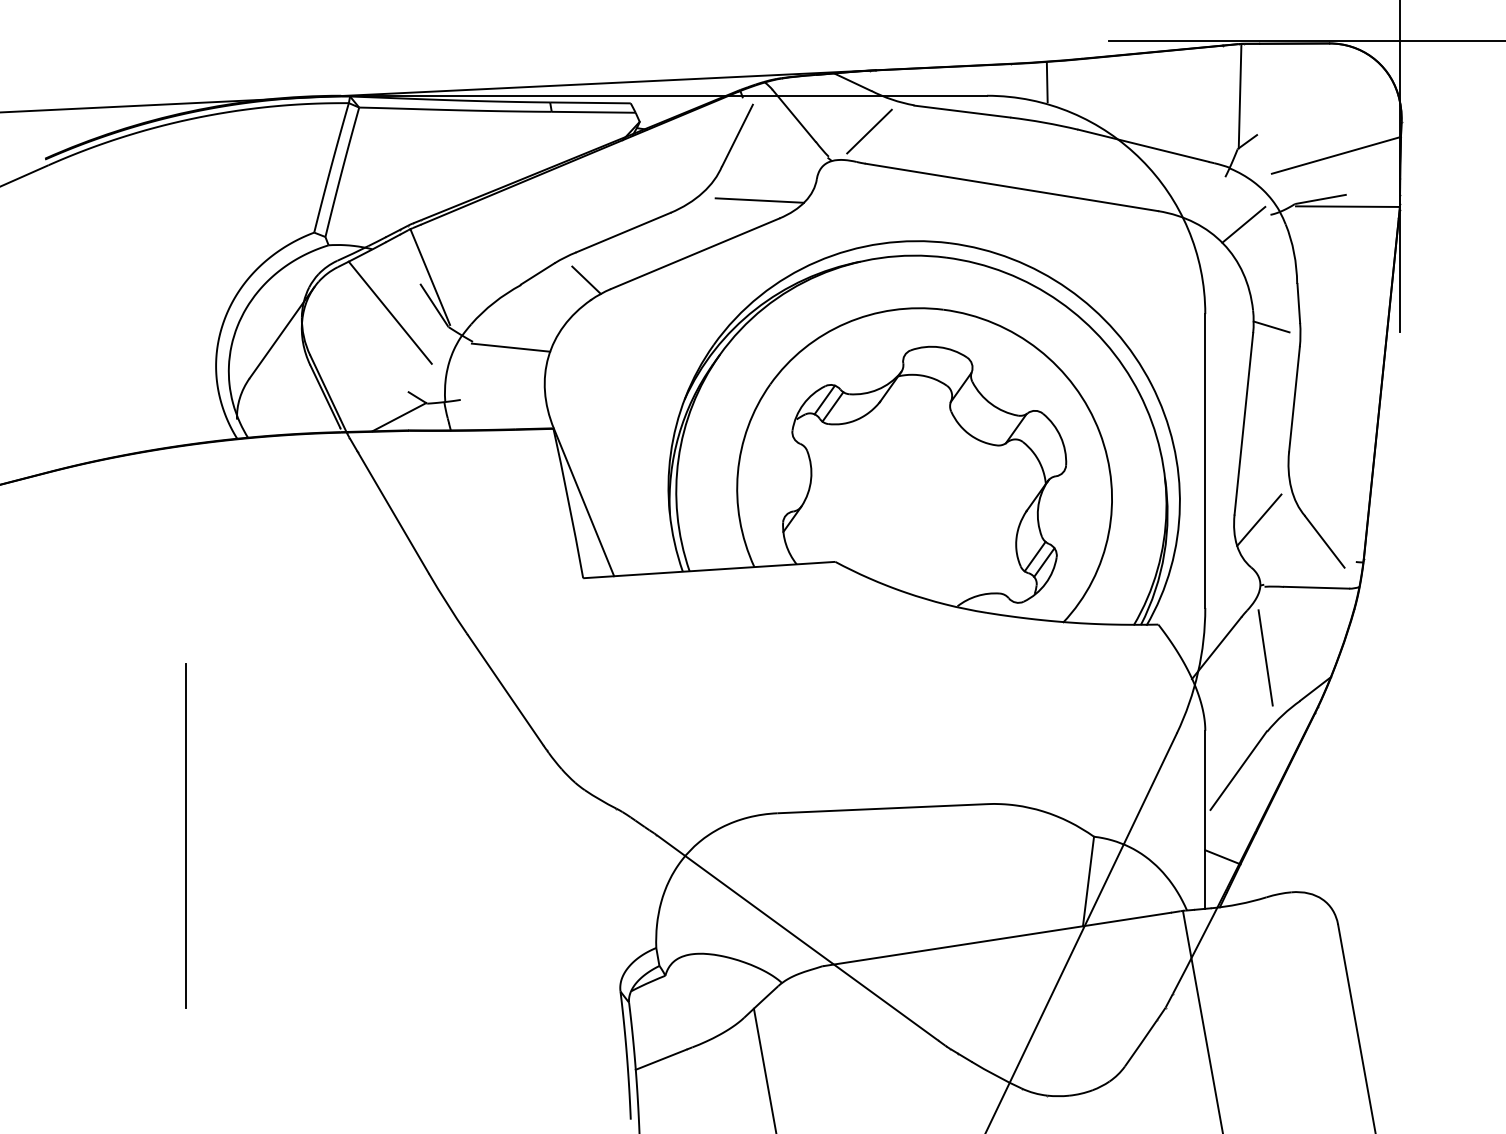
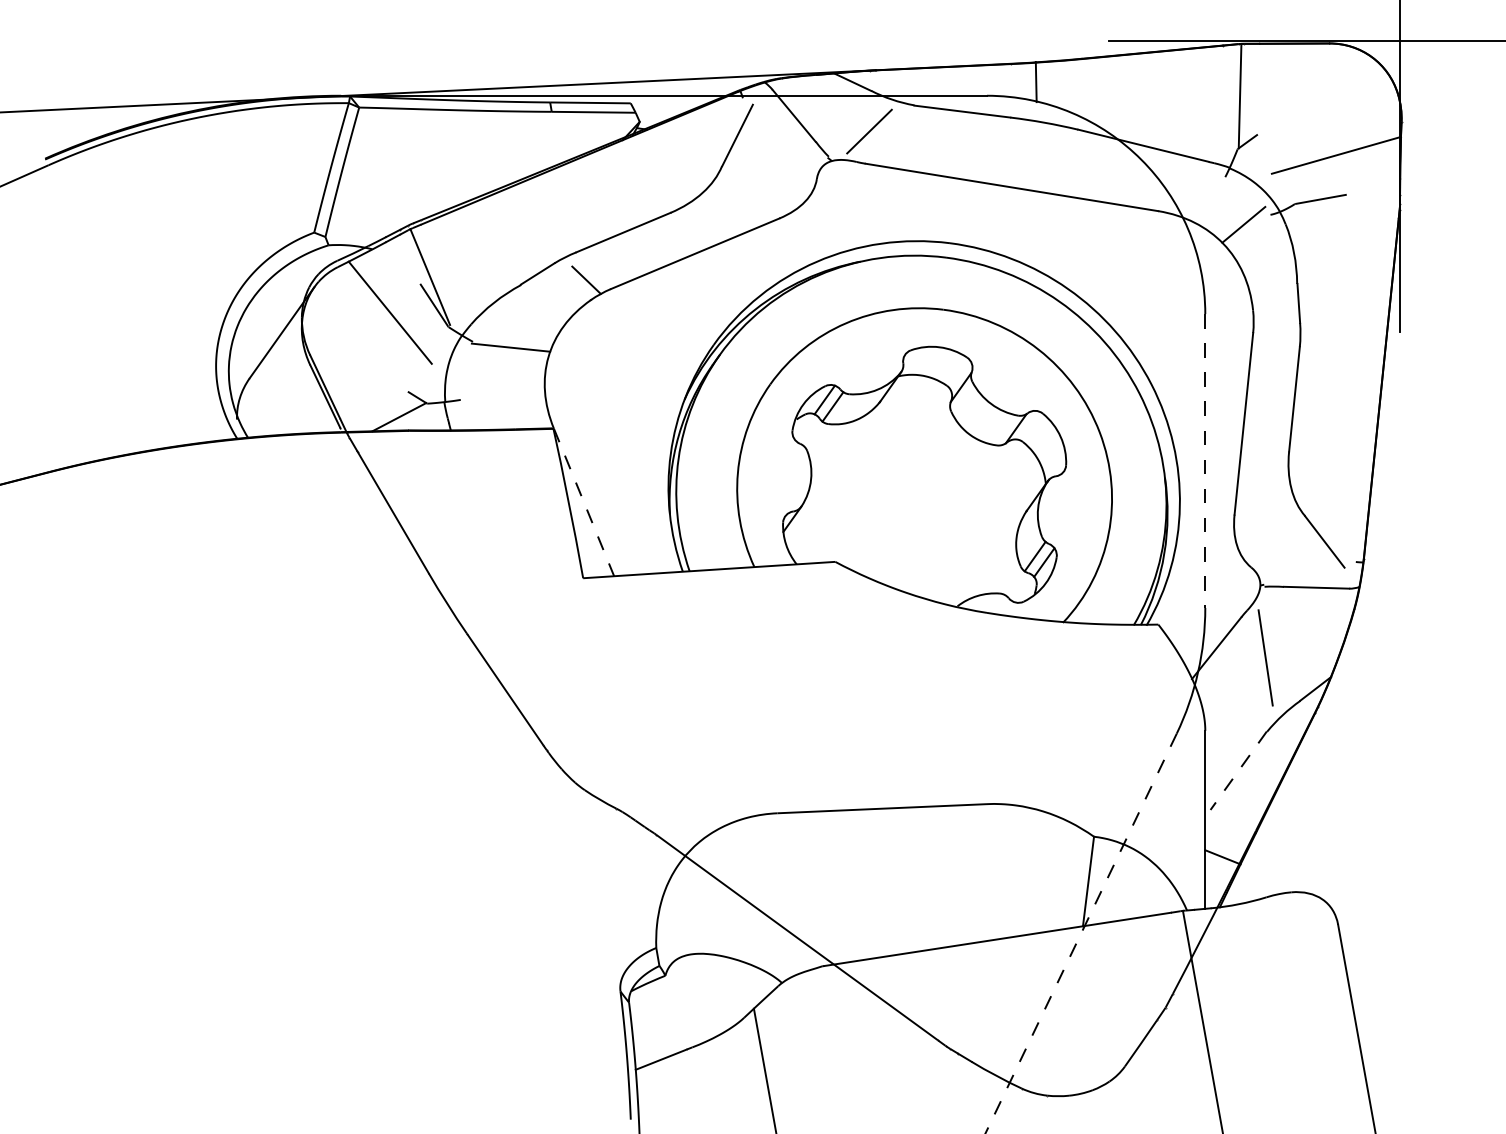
line position: (1046, 81) -> (1035, 81) (1035, 81)
line: present -> none (759, 200)
line: present -> none (1347, 206)
line: present -> none (1271, 326)
line: solid -> dashed (1205, 461)
line: solid -> dashed (584, 502)
line: present -> none (1259, 519)
line: solid -> dashed (1238, 771)
line: present -> none (186, 835)
line: solid -> dashed (1081, 933)
